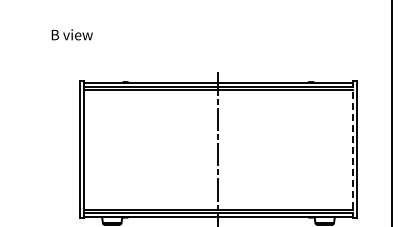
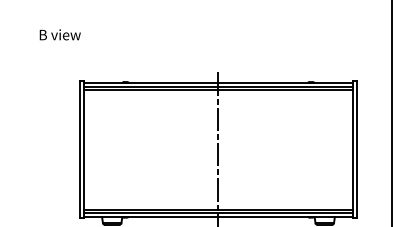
text position: (71, 34) -> (59, 34) (59, 34)
line: dashed -> solid (352, 149)
